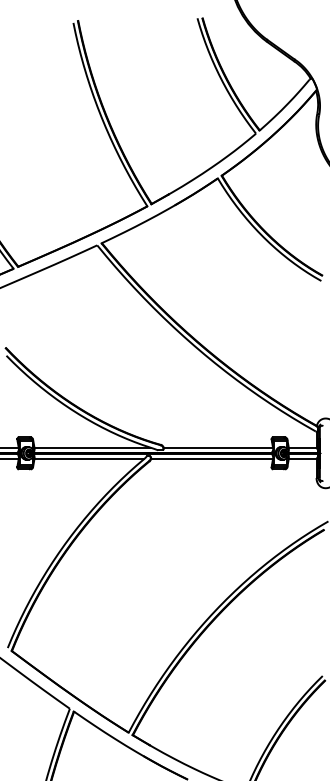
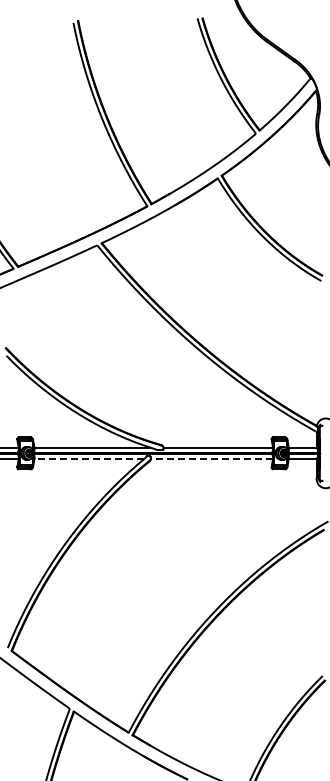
line: solid -> dashed (89, 458)
line: solid -> dashed (212, 458)
